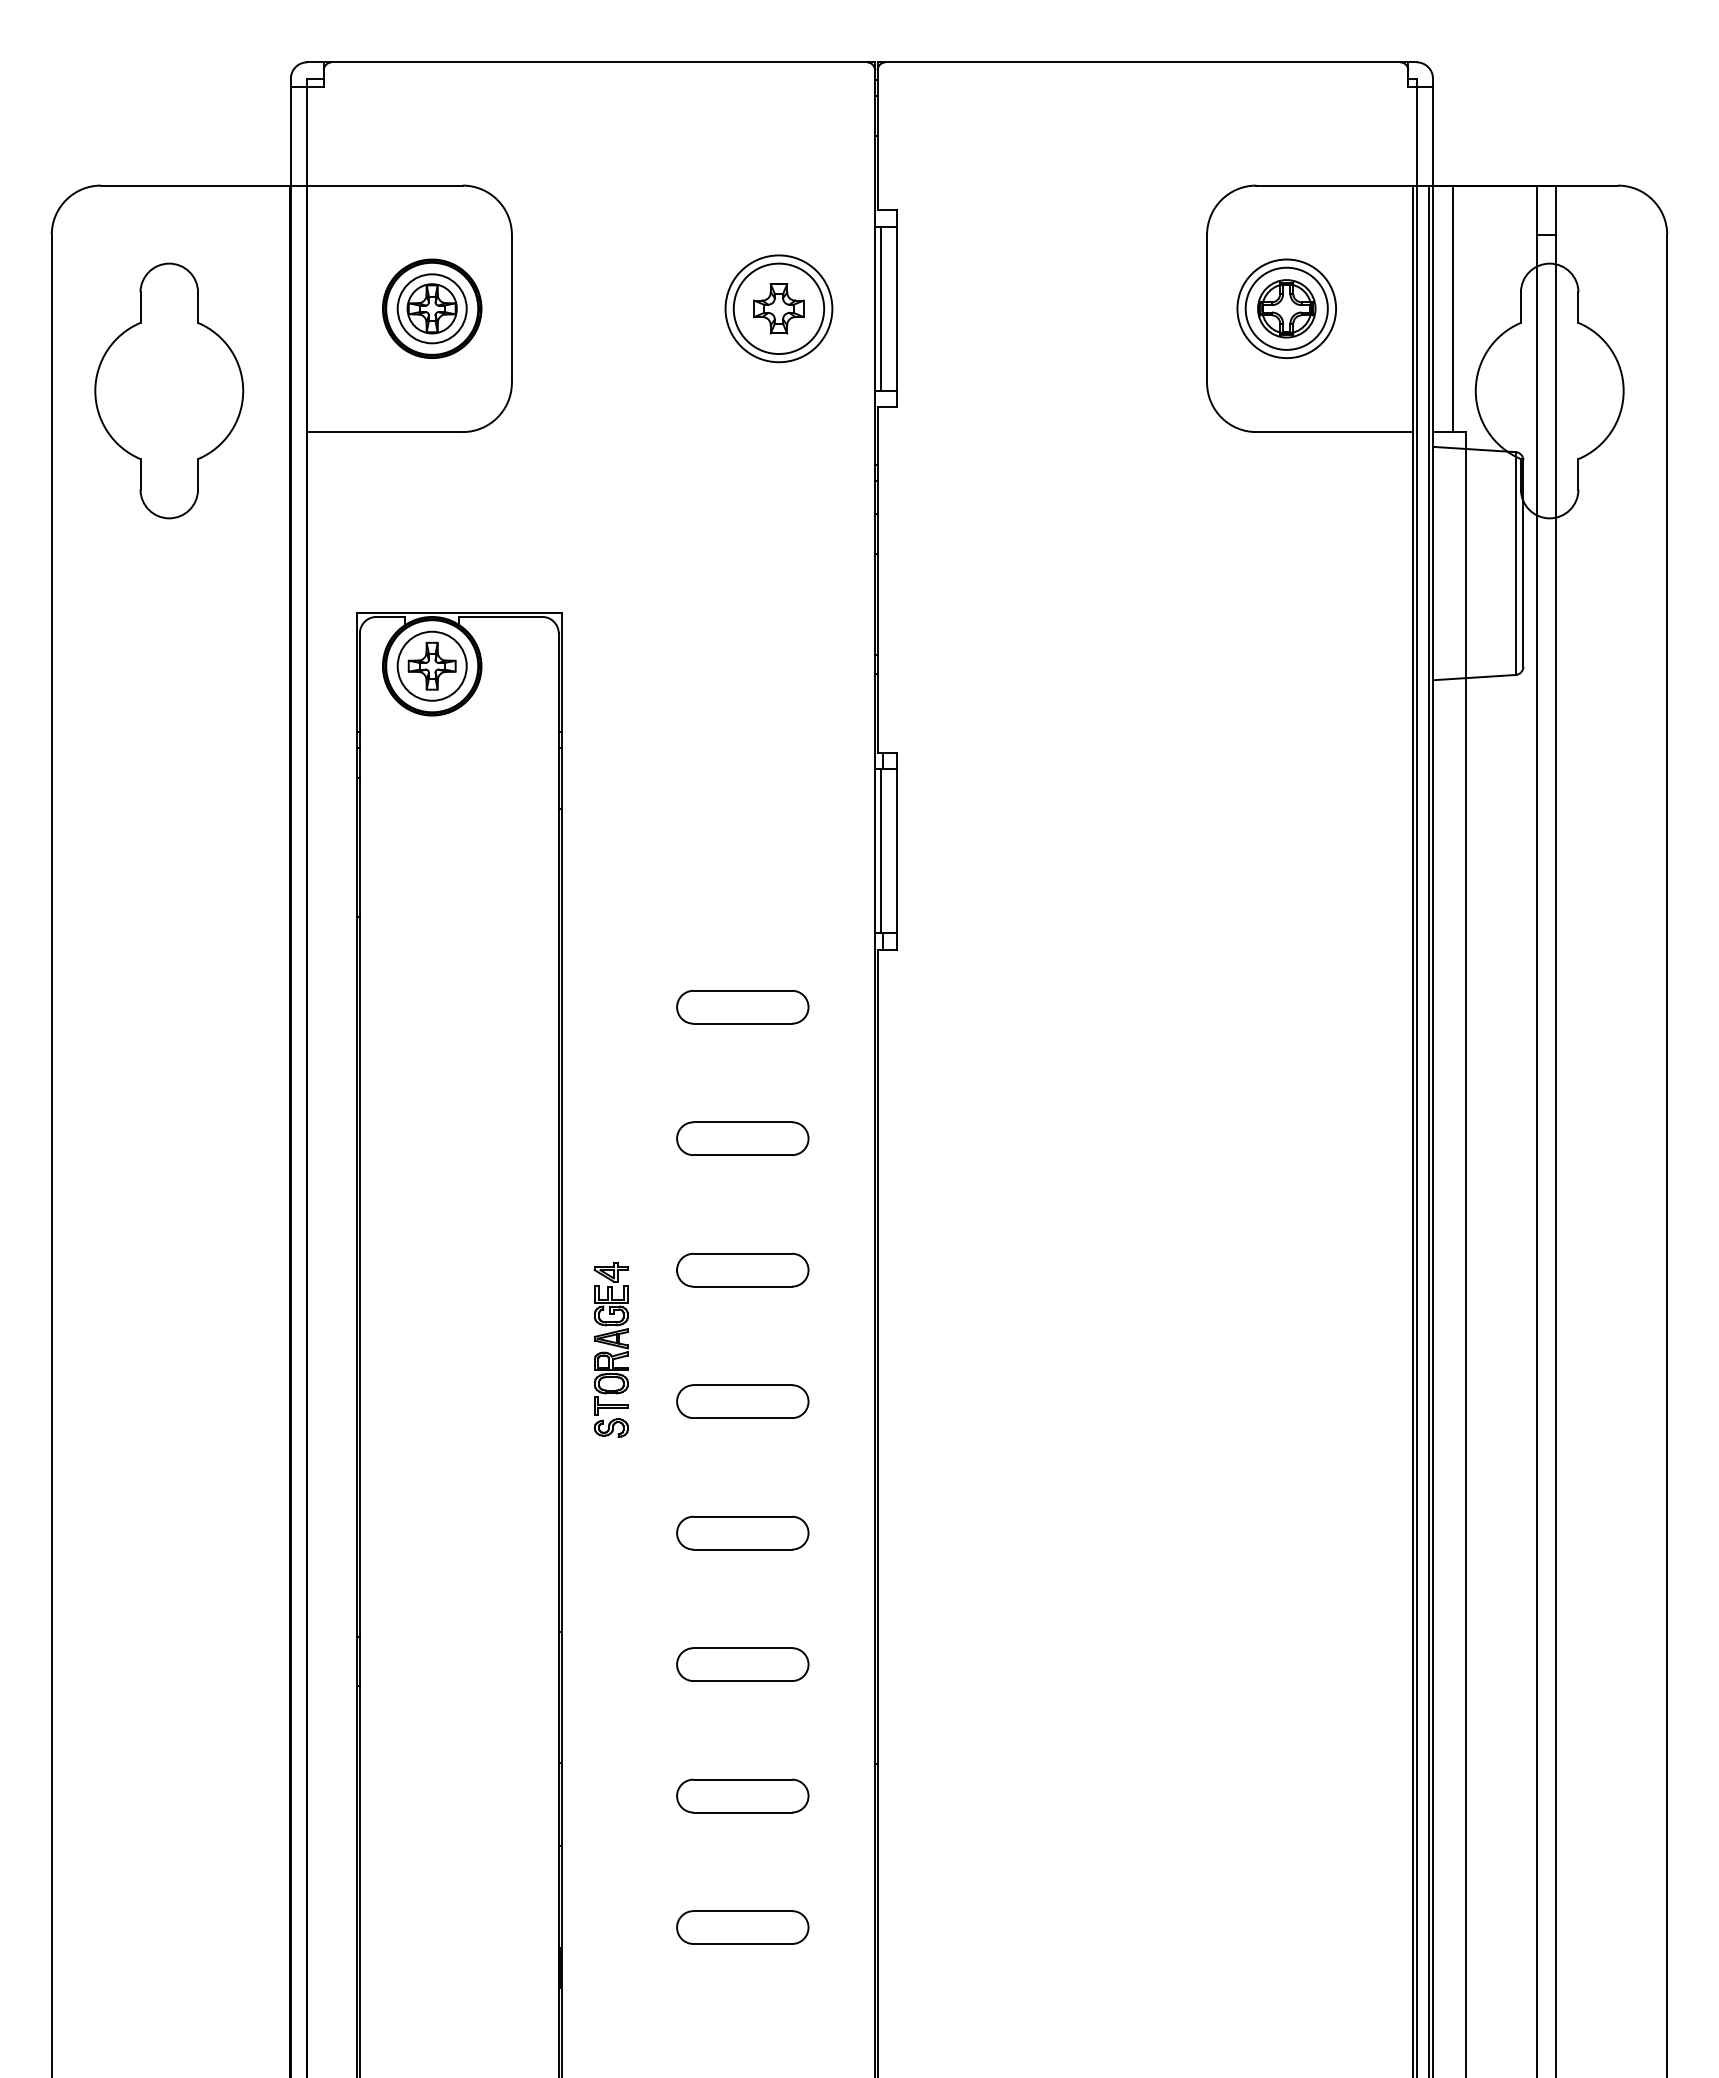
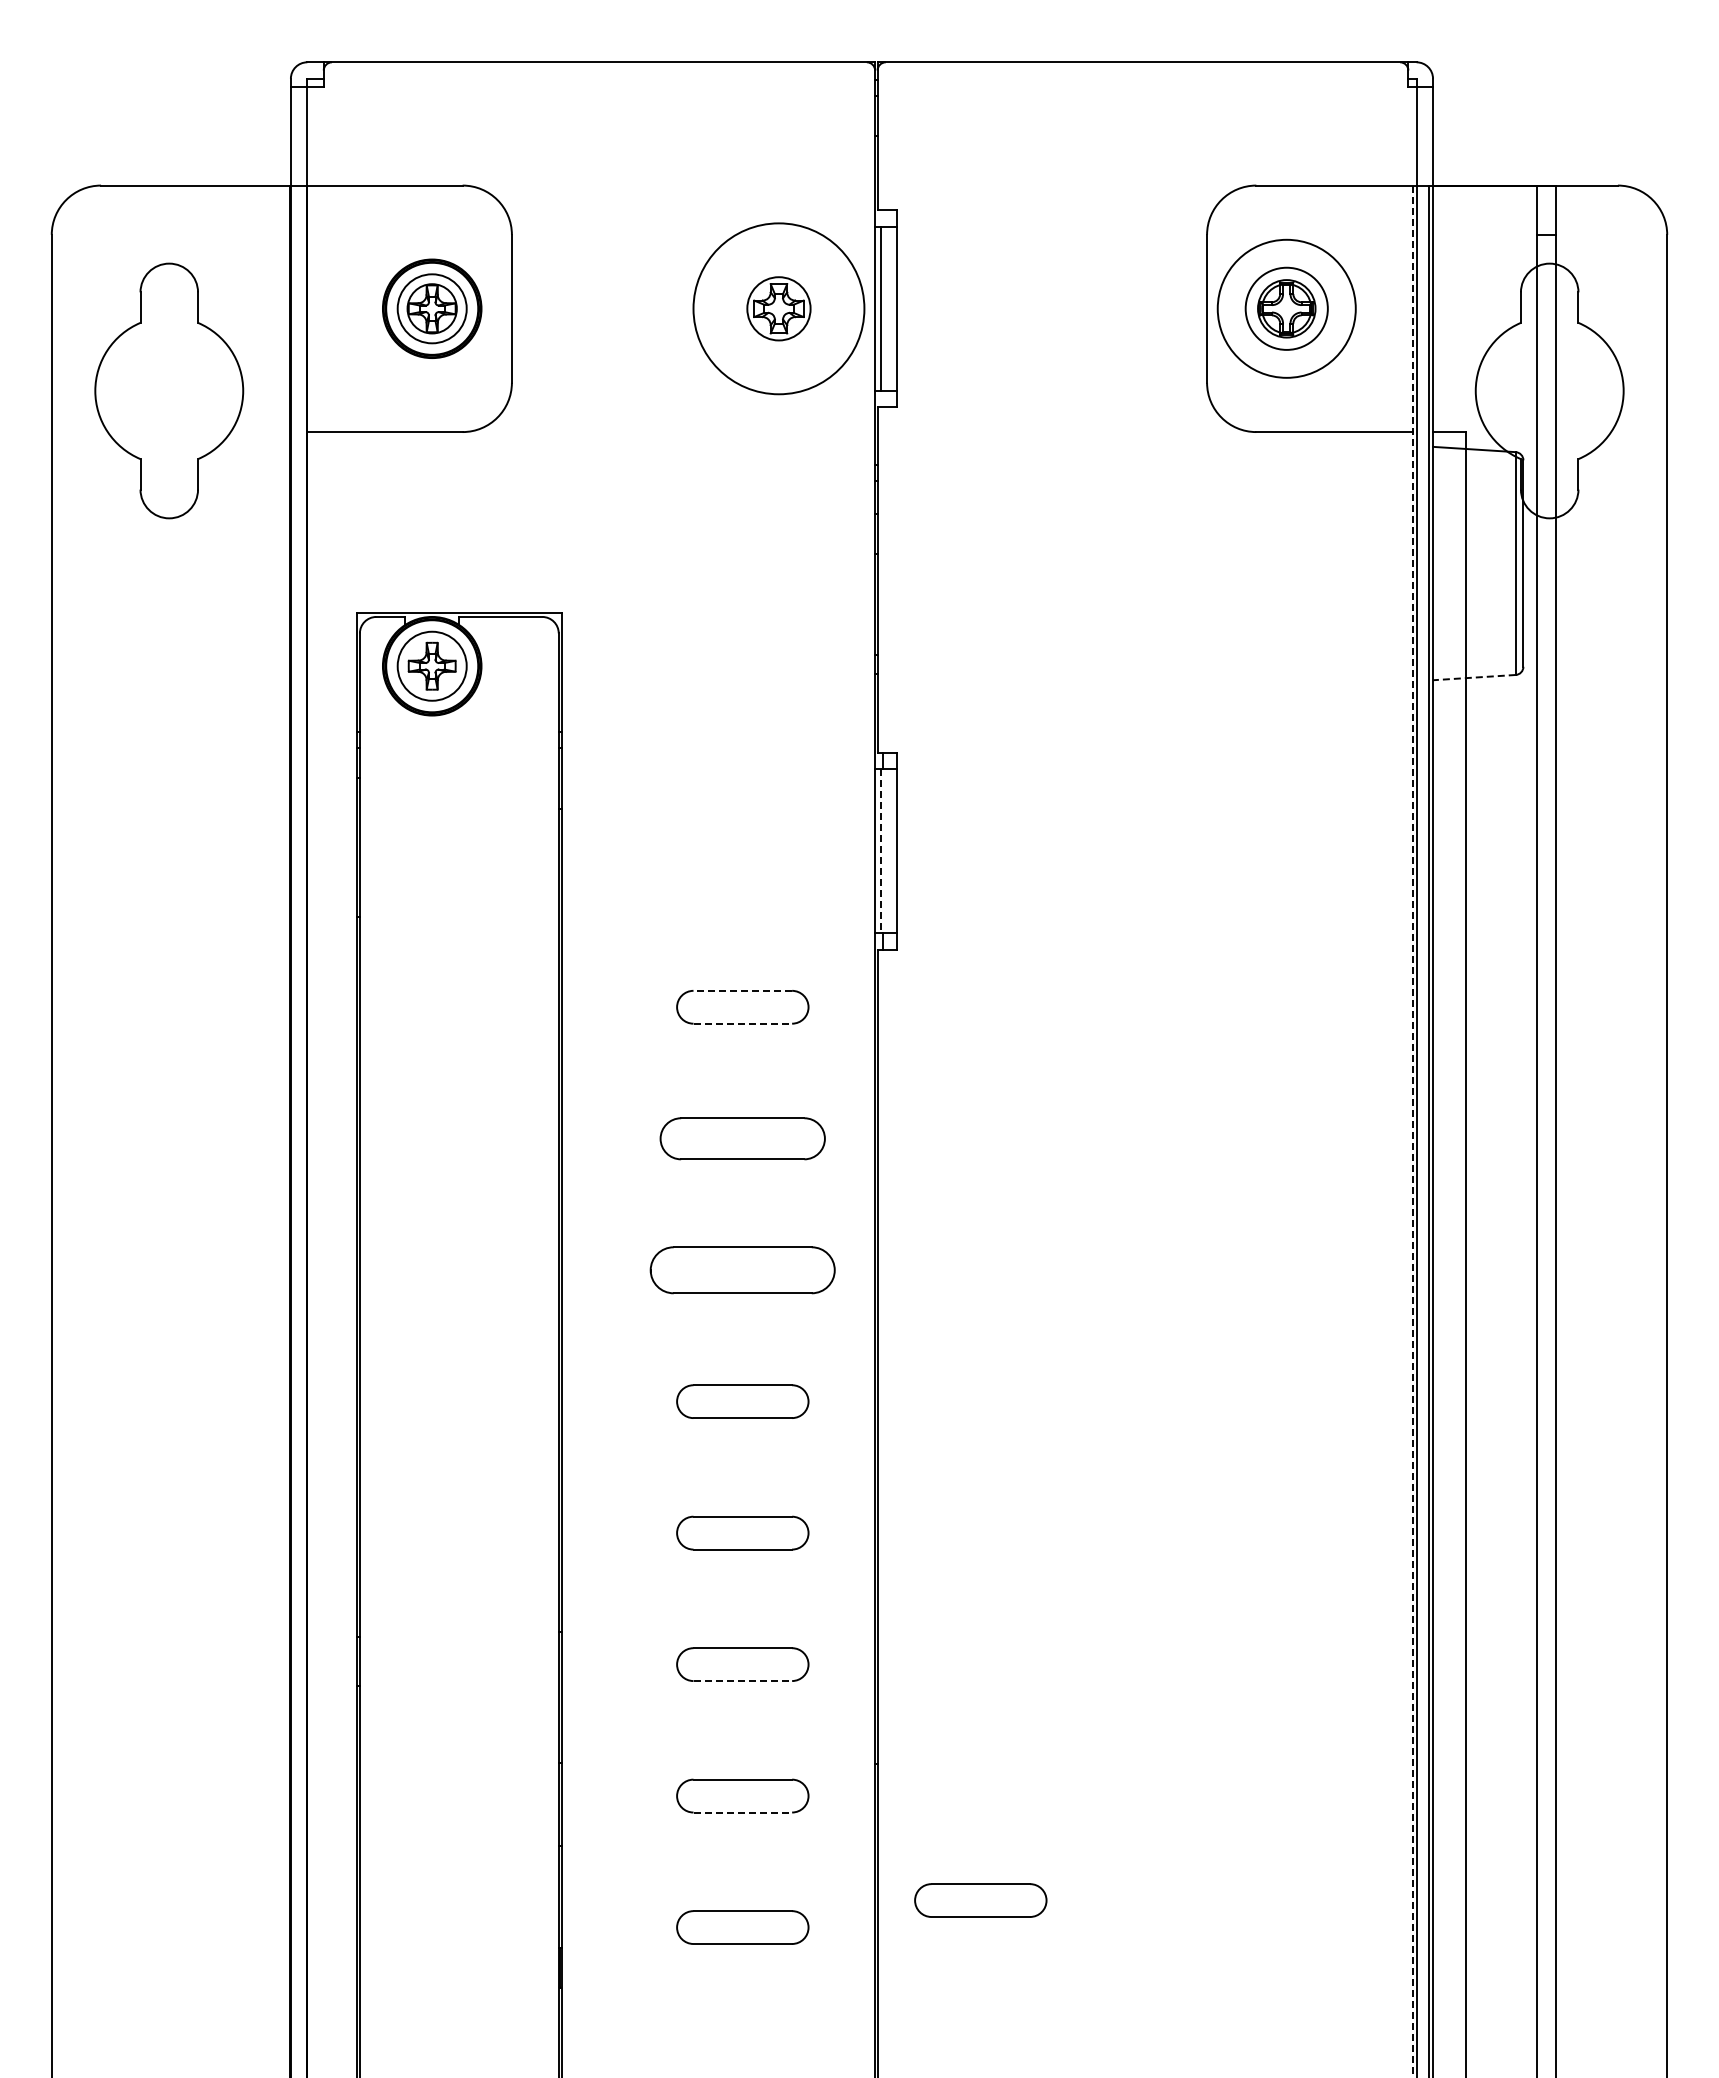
circle diameter: 107 px -> 171 px (778, 308)
circle diameter: 90 px -> 63 px (778, 308)
circle diameter: 99 px -> 138 px (1286, 308)
line: present -> none (1452, 308)
line: solid -> dashed (1473, 677)
line: solid -> dashed (880, 851)
line: solid -> dashed (742, 990)
line: solid -> dashed (743, 1023)
line: solid -> dashed (1412, 1131)
part size: 134x35 px -> 167x44 px (742, 1138)
part size: 134x36 px -> 187x49 px (742, 1270)
part: present -> none (610, 1349)
line: solid -> dashed (743, 1681)
line: solid -> dashed (743, 1812)
part: none -> present (980, 1900)
